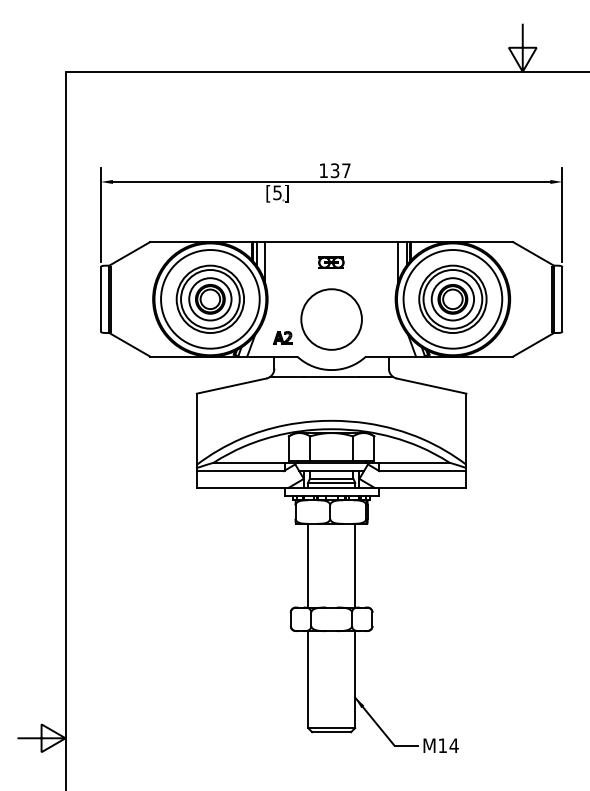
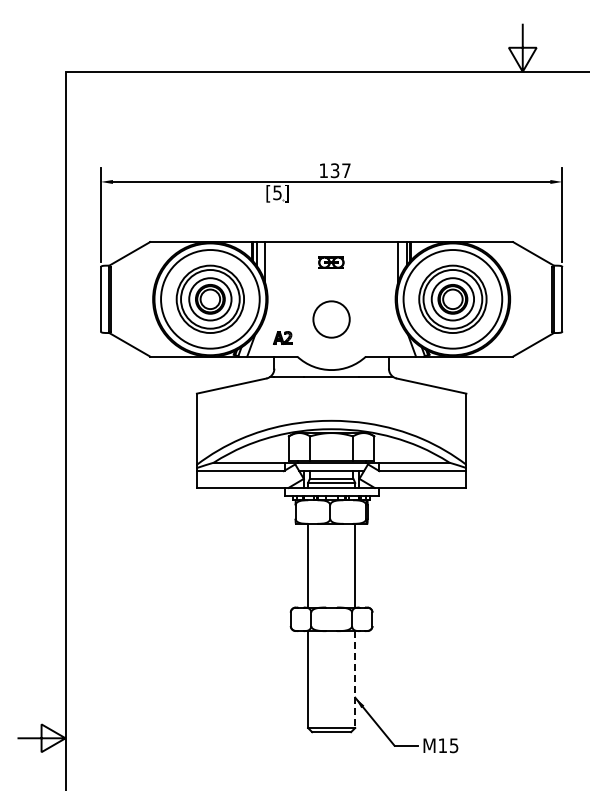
circle size: 63x63 px -> 39x39 px (331, 319)
line: solid -> dashed (355, 680)
text: M14 -> M15 (453, 745)
